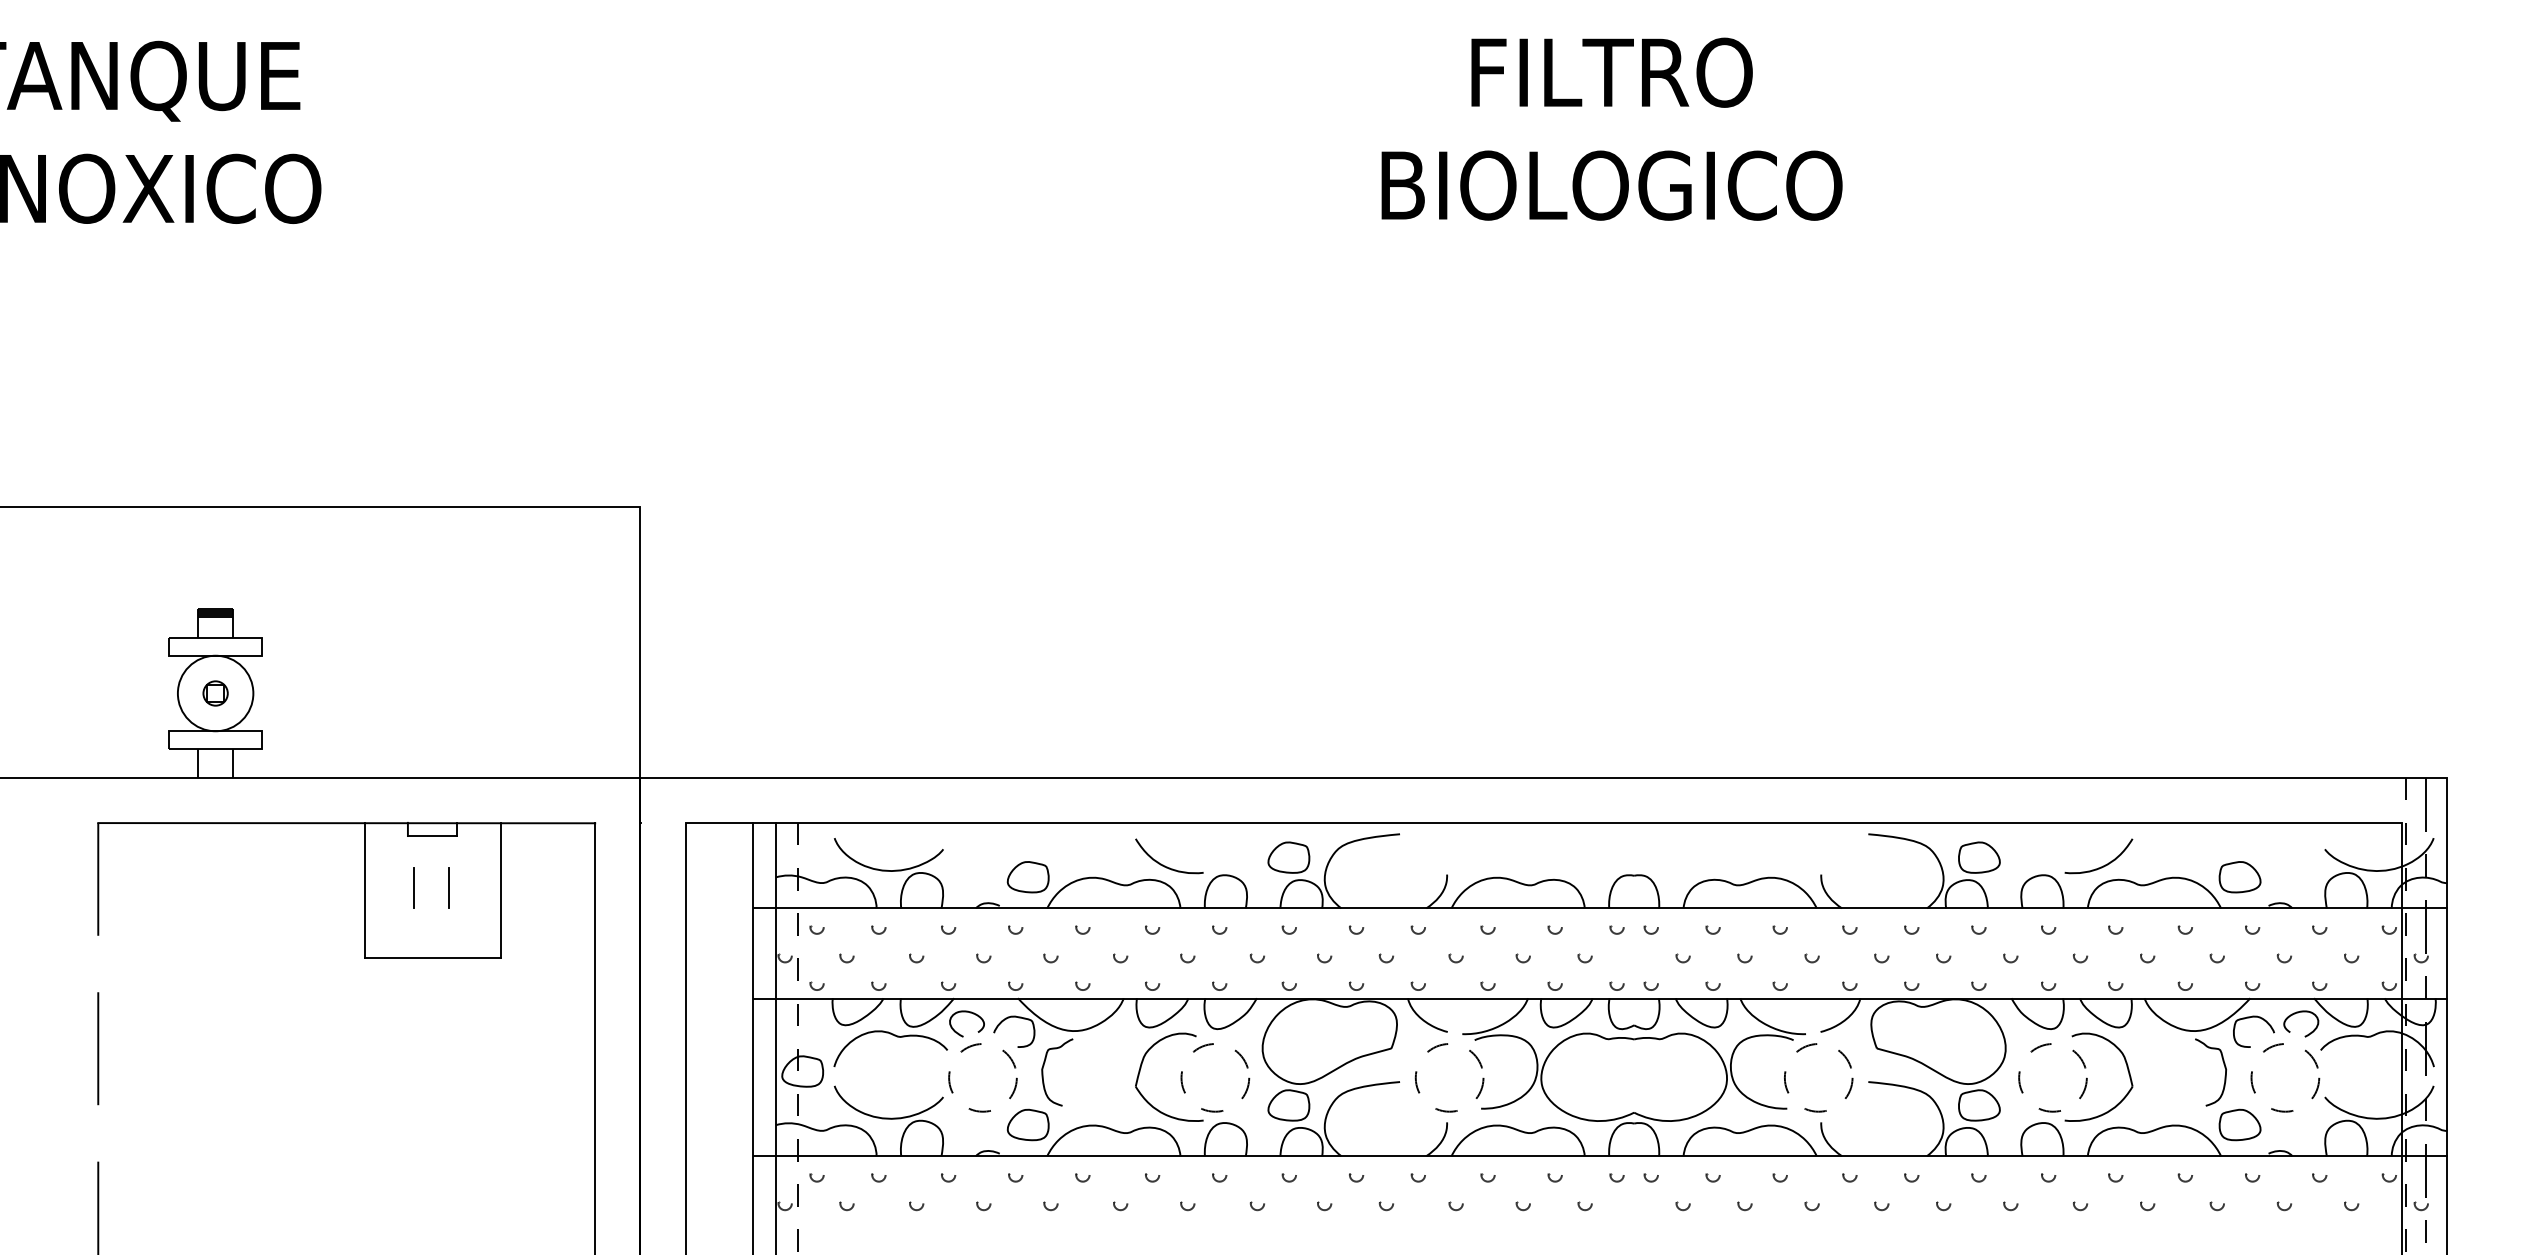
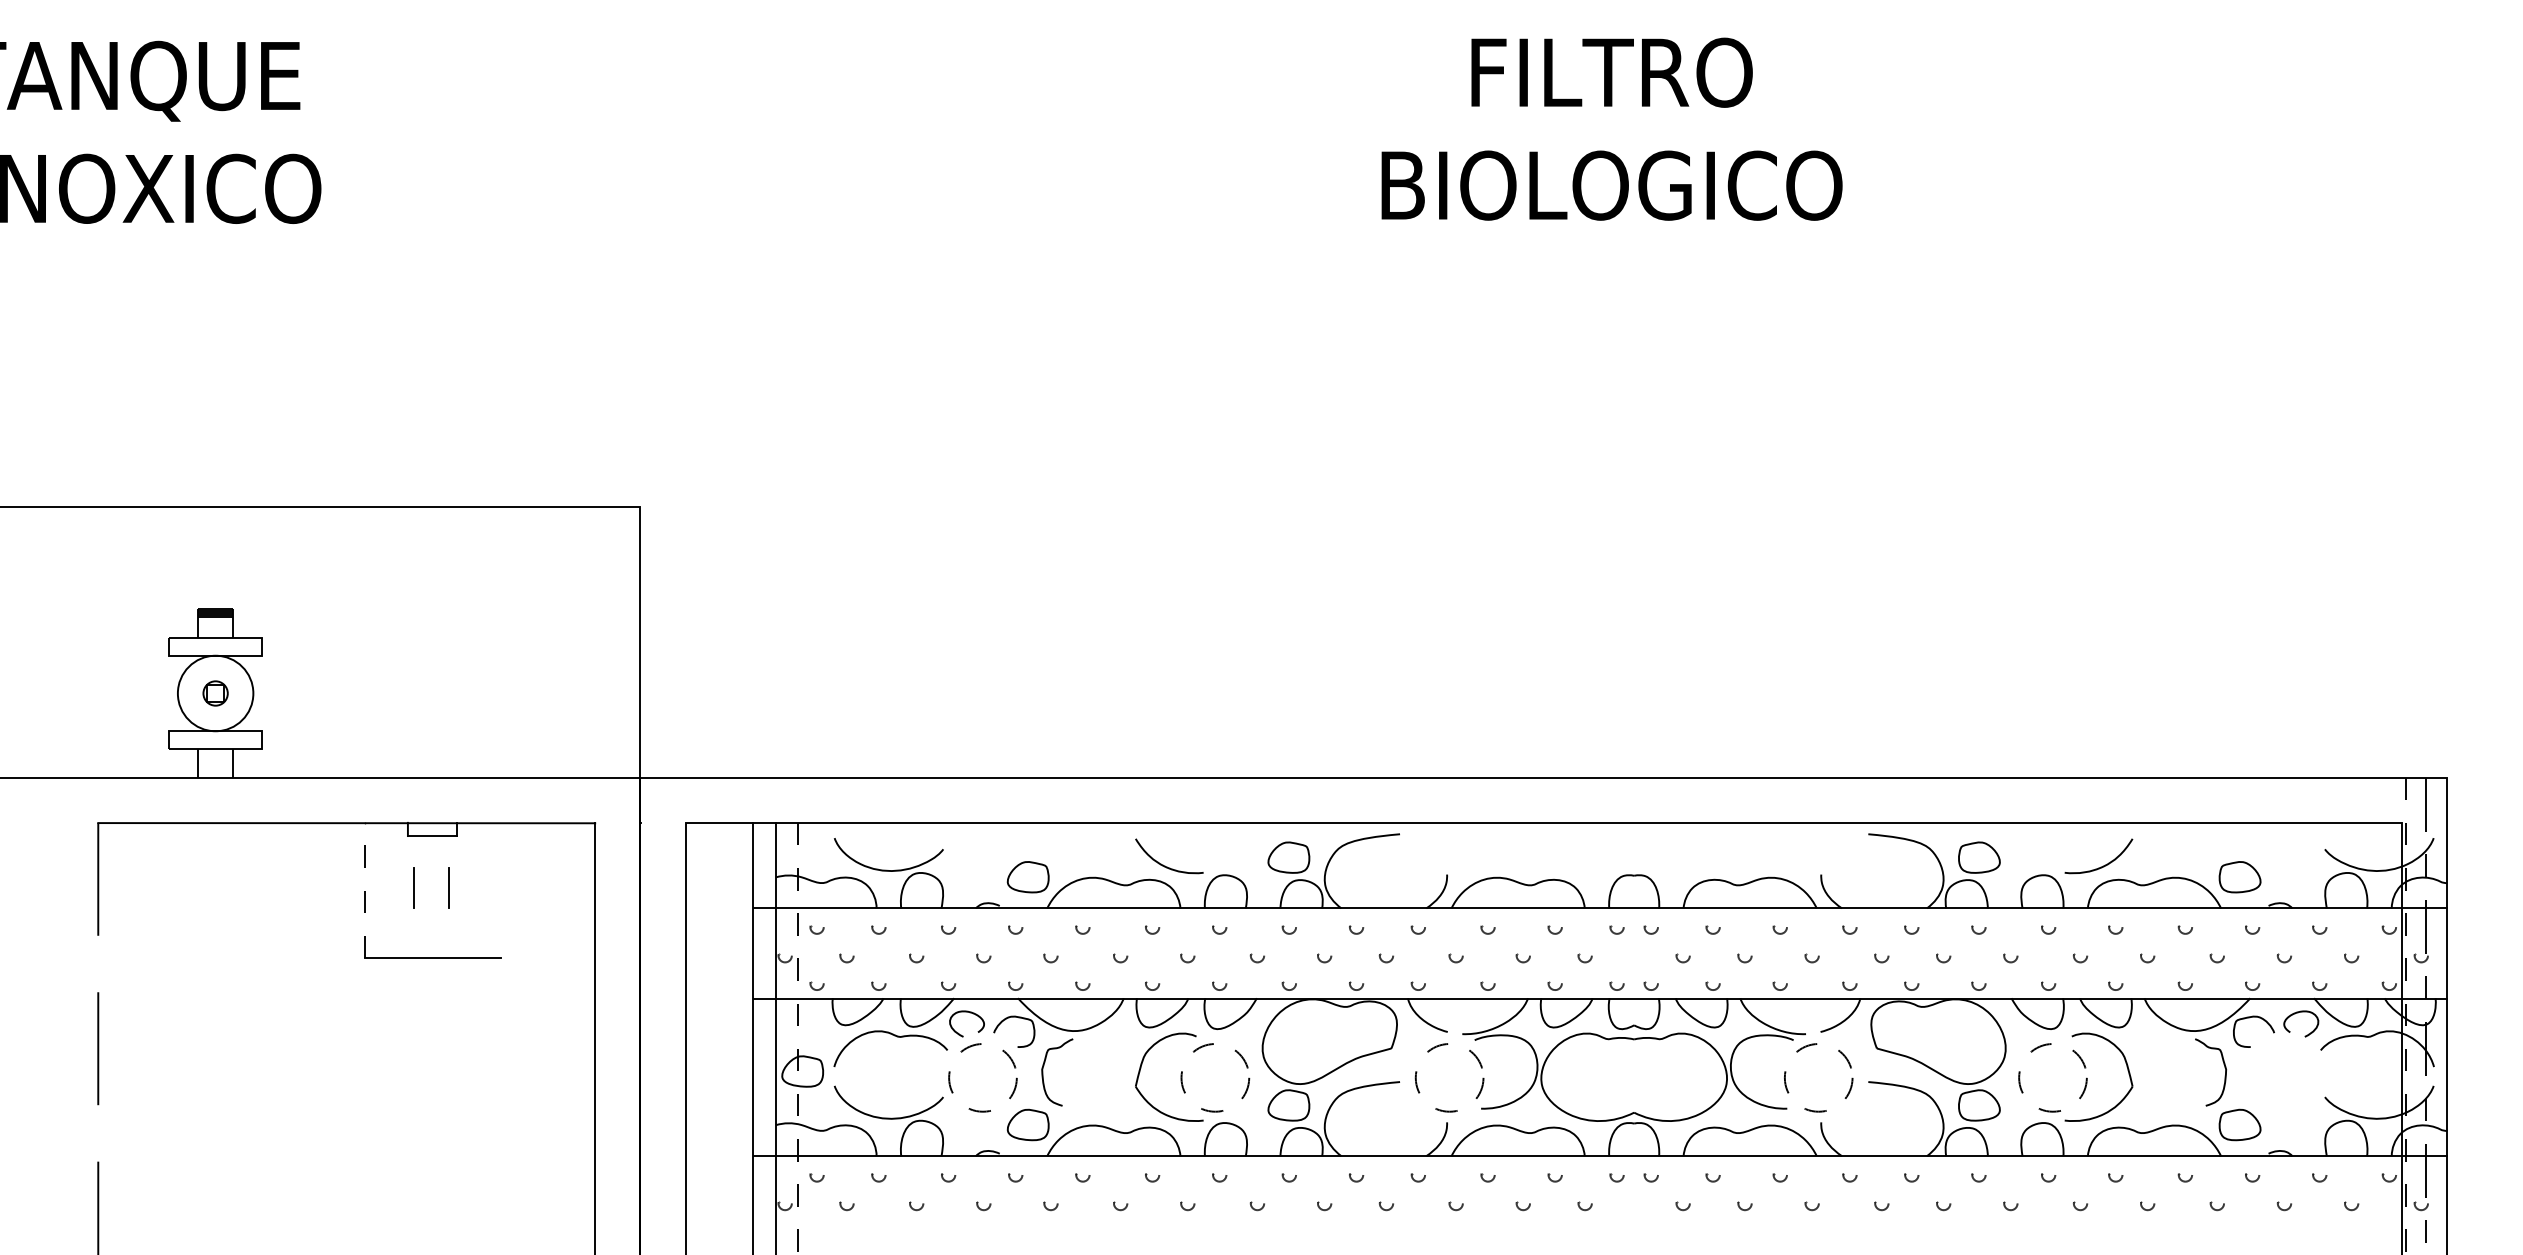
line: solid -> dashed (365, 890)
line: present -> none (500, 890)
circle: present -> none (2285, 1077)
